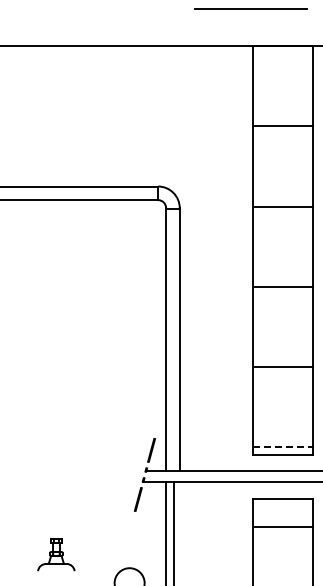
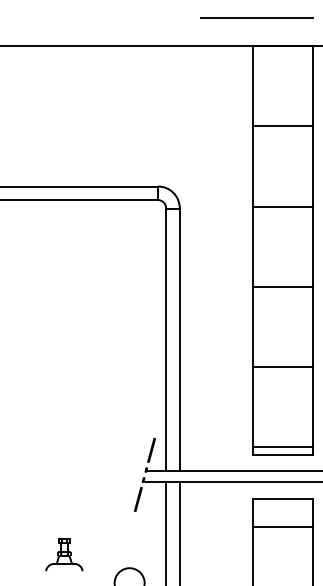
line position: (250, 8) -> (256, 17) (256, 17)
line: dashed -> solid (283, 446)
line position: (173, 532) -> (179, 532) (179, 532)
part position: (56, 554) -> (64, 554) (64, 554)
